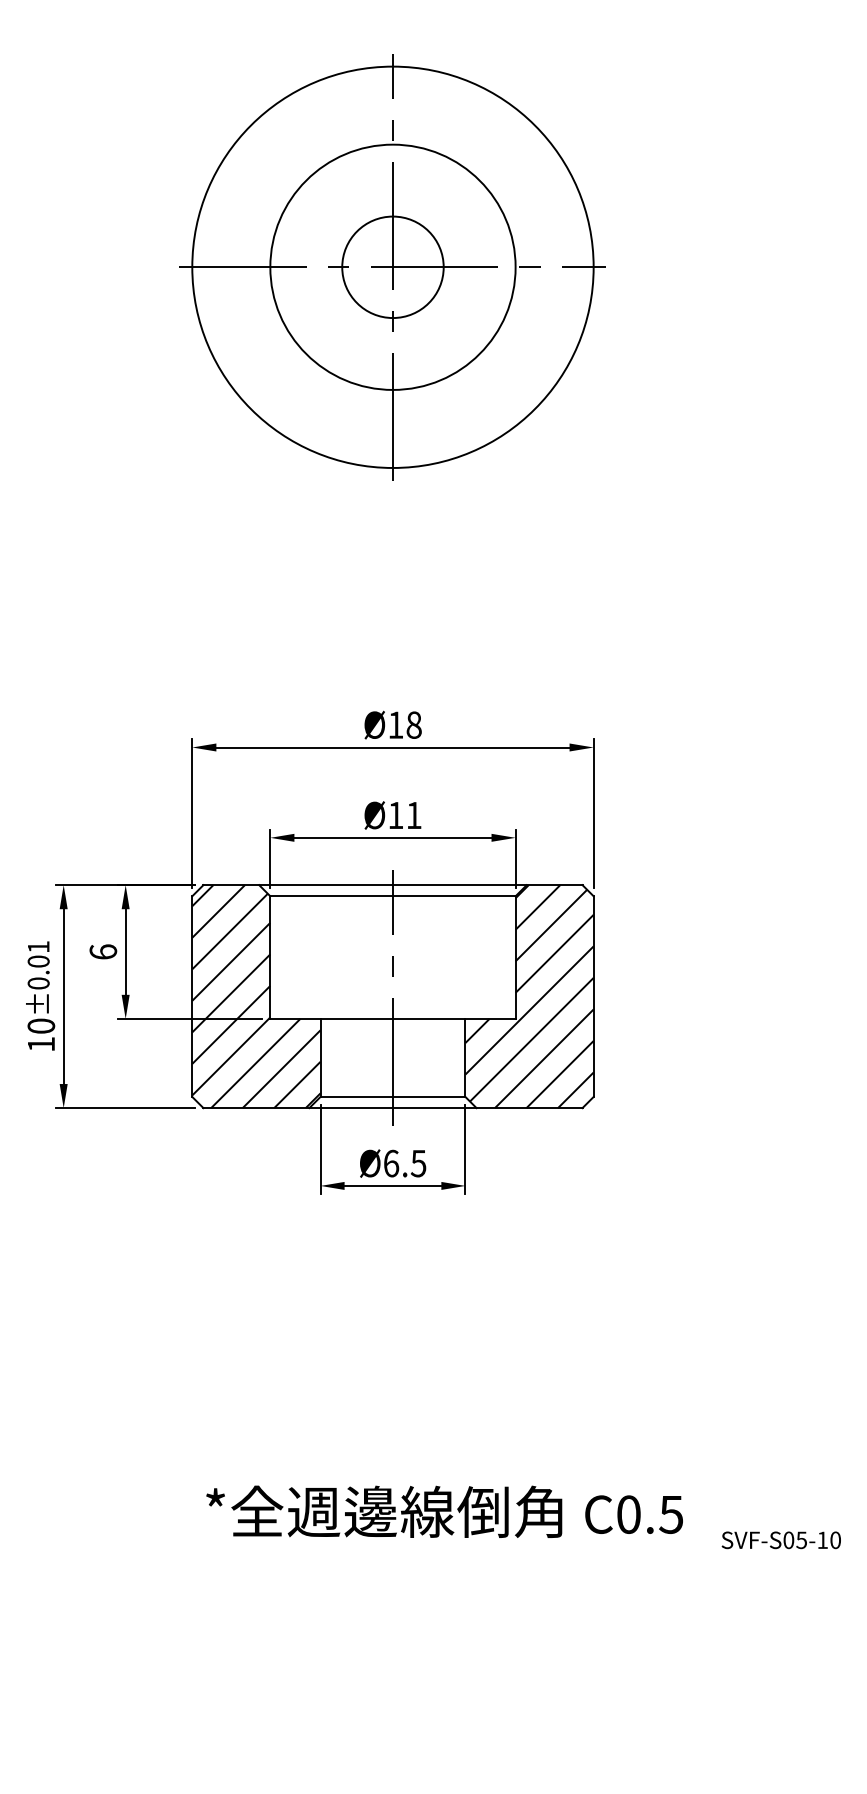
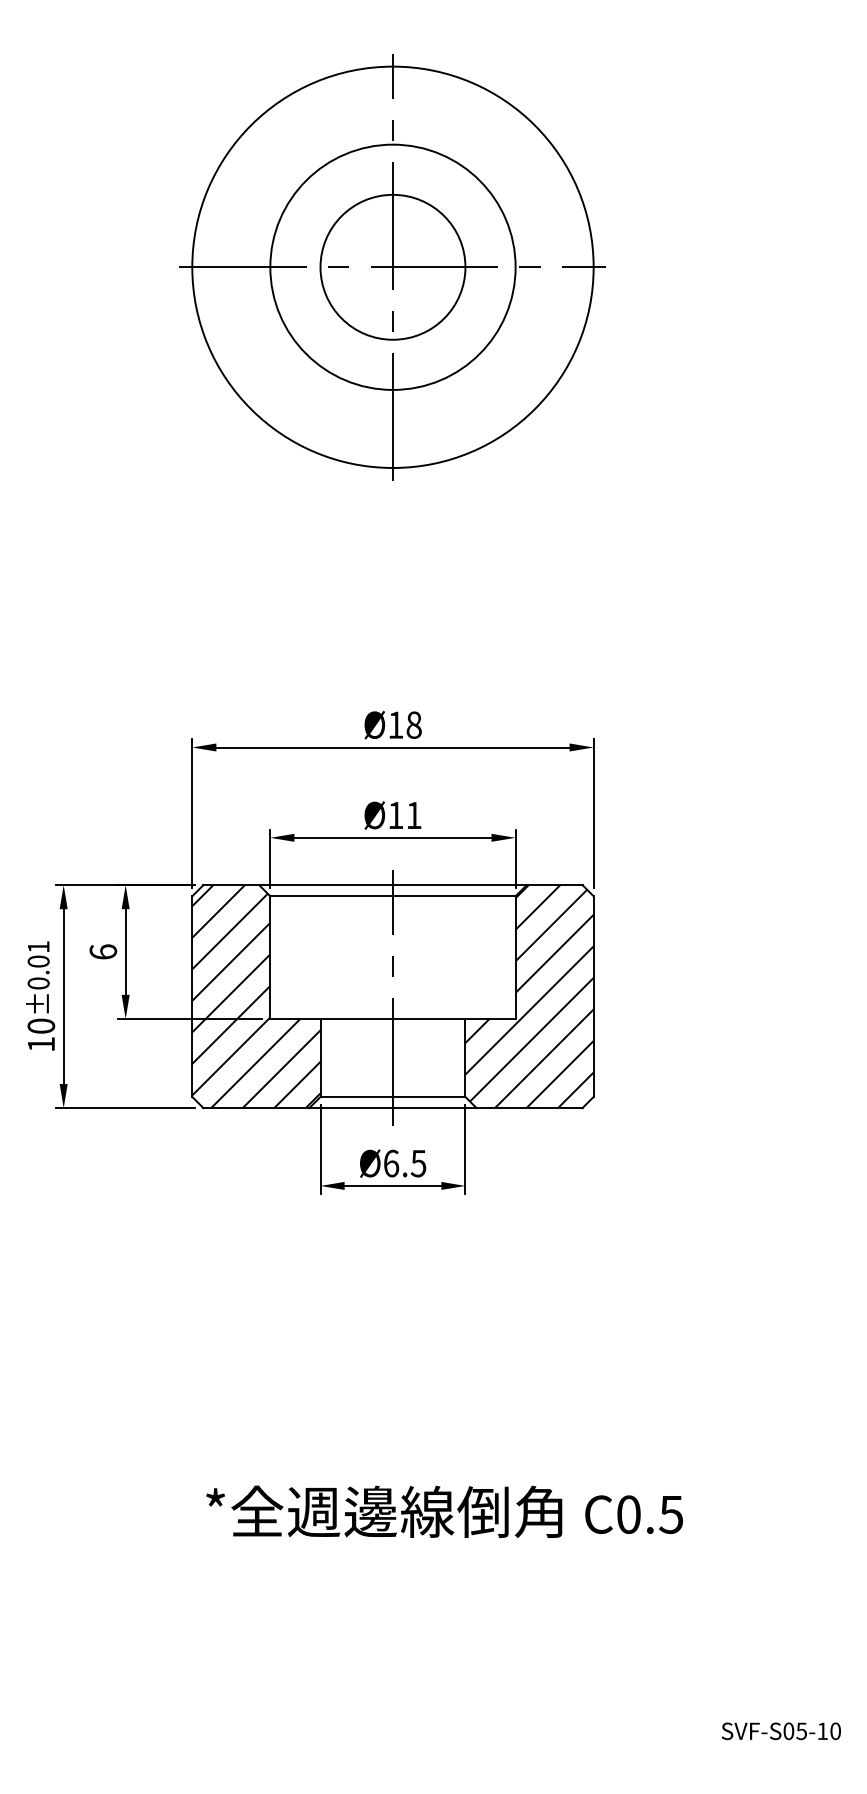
circle diameter: 101 px -> 145 px (392, 266)
text position: (780, 1540) -> (780, 1731) (780, 1731)
